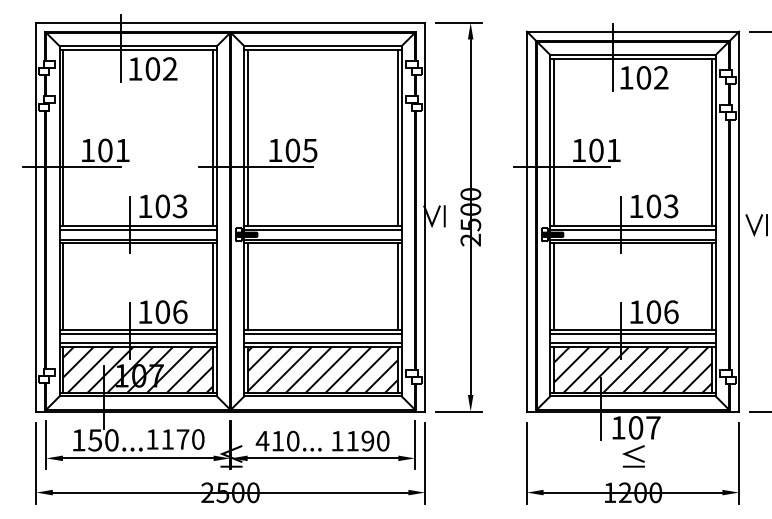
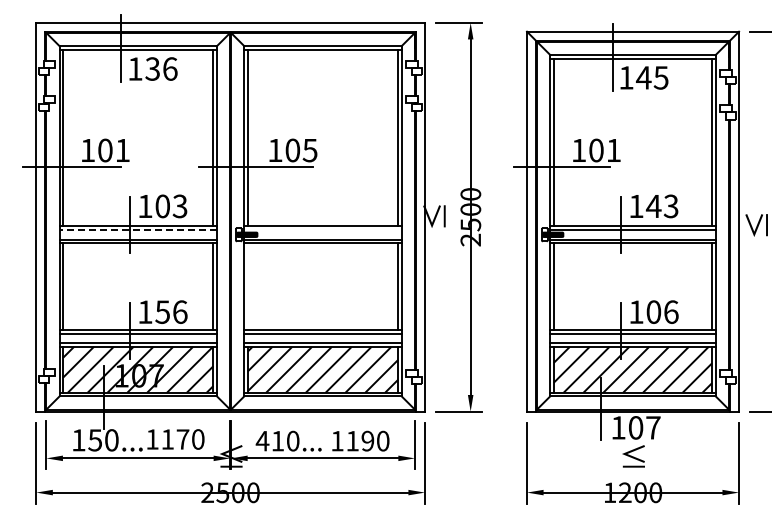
text: 102 -> 136 (161, 68)
text: 102 -> 145 (652, 77)
text: 103 -> 143 (653, 206)
line: solid -> dashed (138, 230)
line: present -> none (322, 230)
line: present -> none (247, 286)
text: 106 -> 156 (162, 311)
